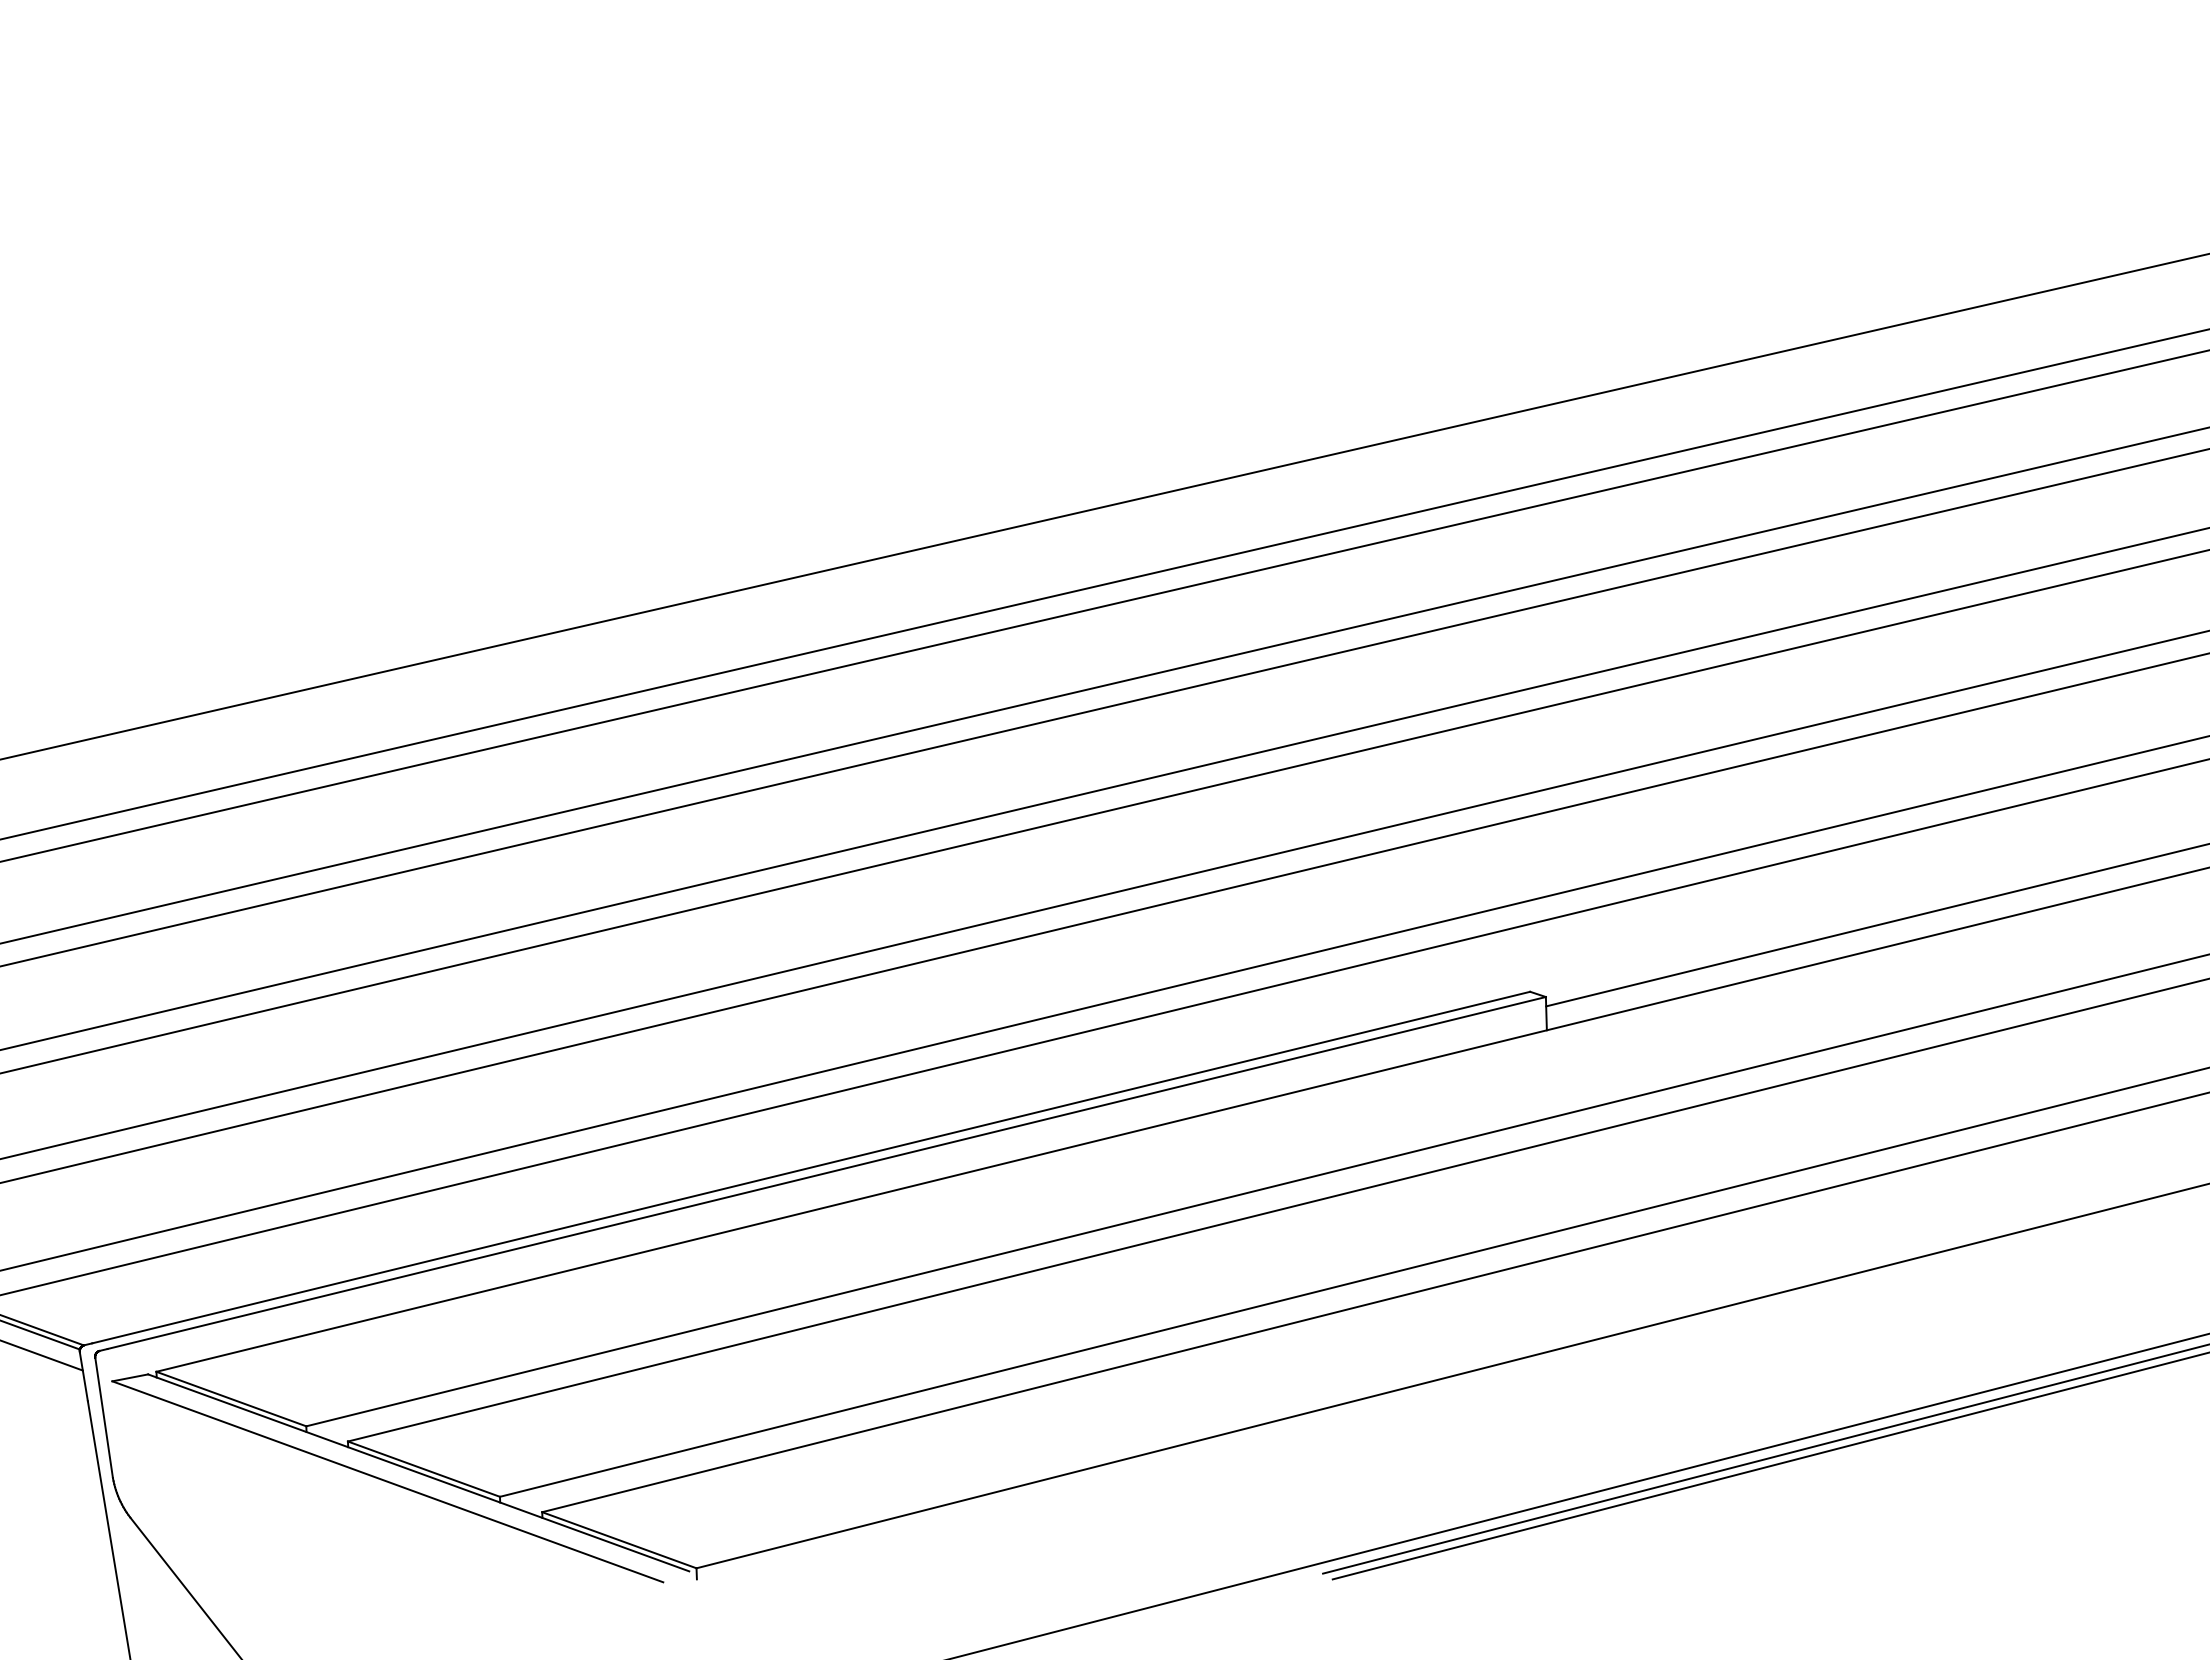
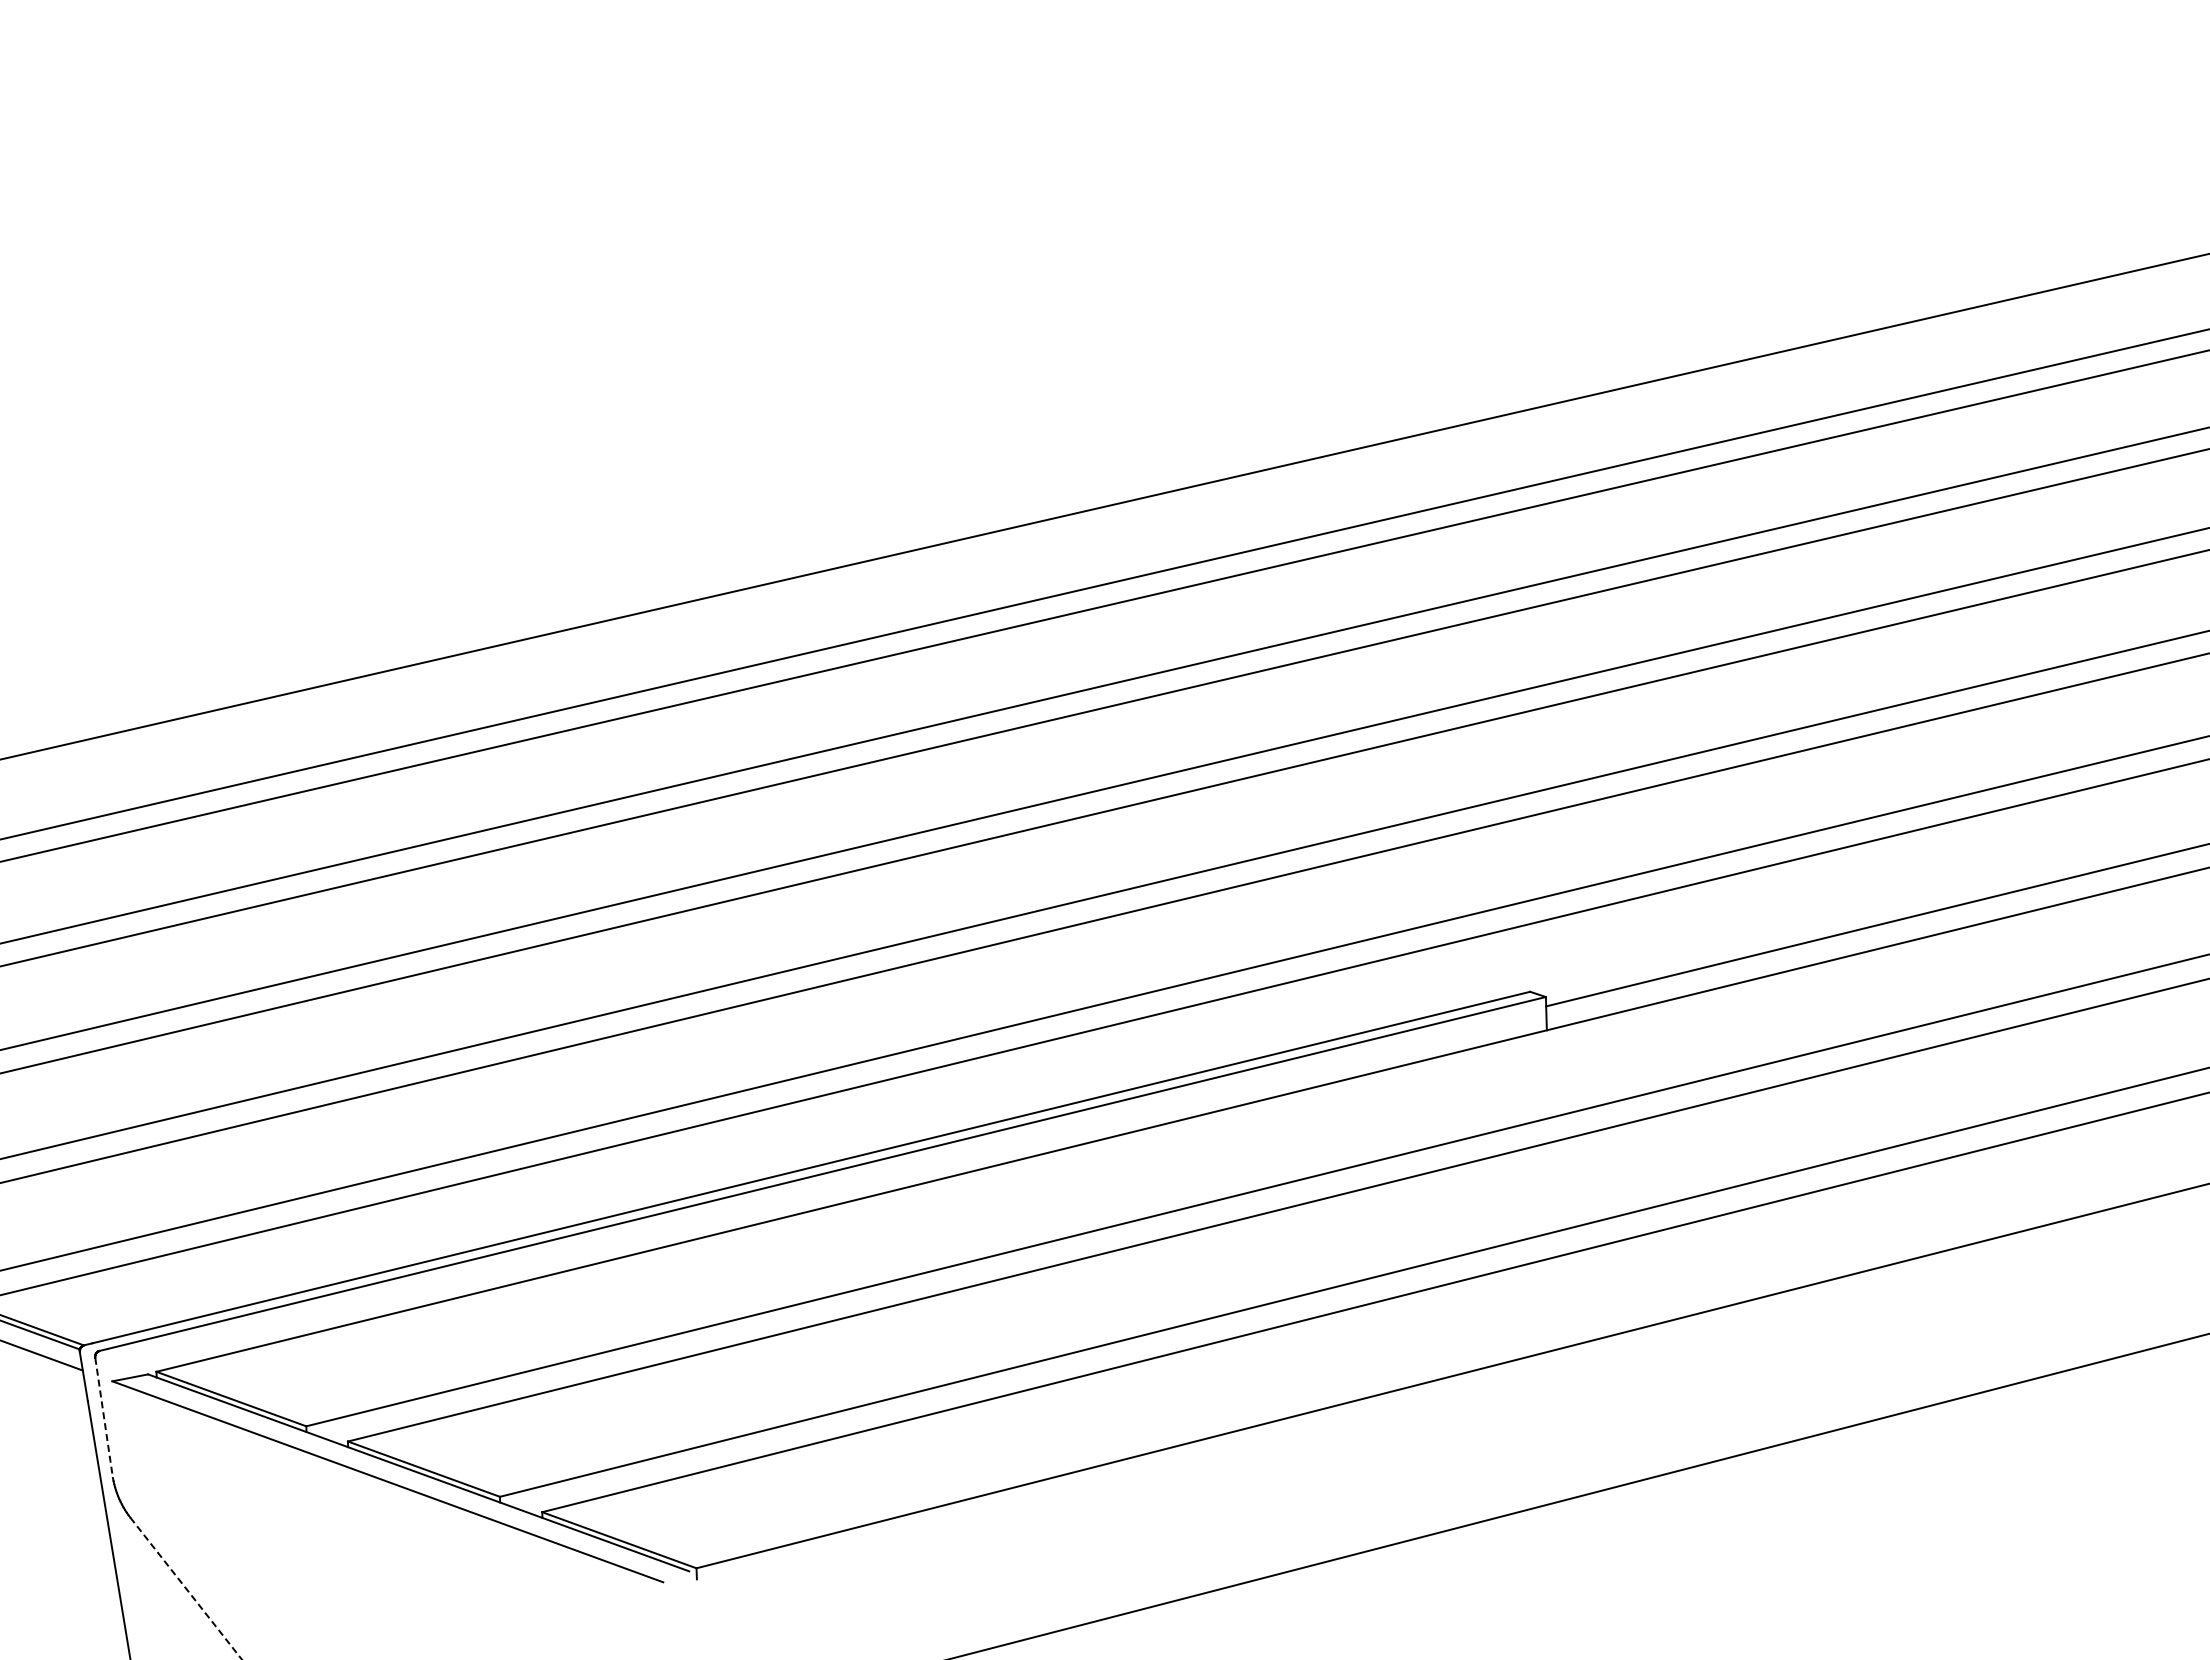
line: solid -> dashed (104, 1417)
line: present -> none (1764, 1459)
line: present -> none (1769, 1466)
line: solid -> dashed (186, 1588)
